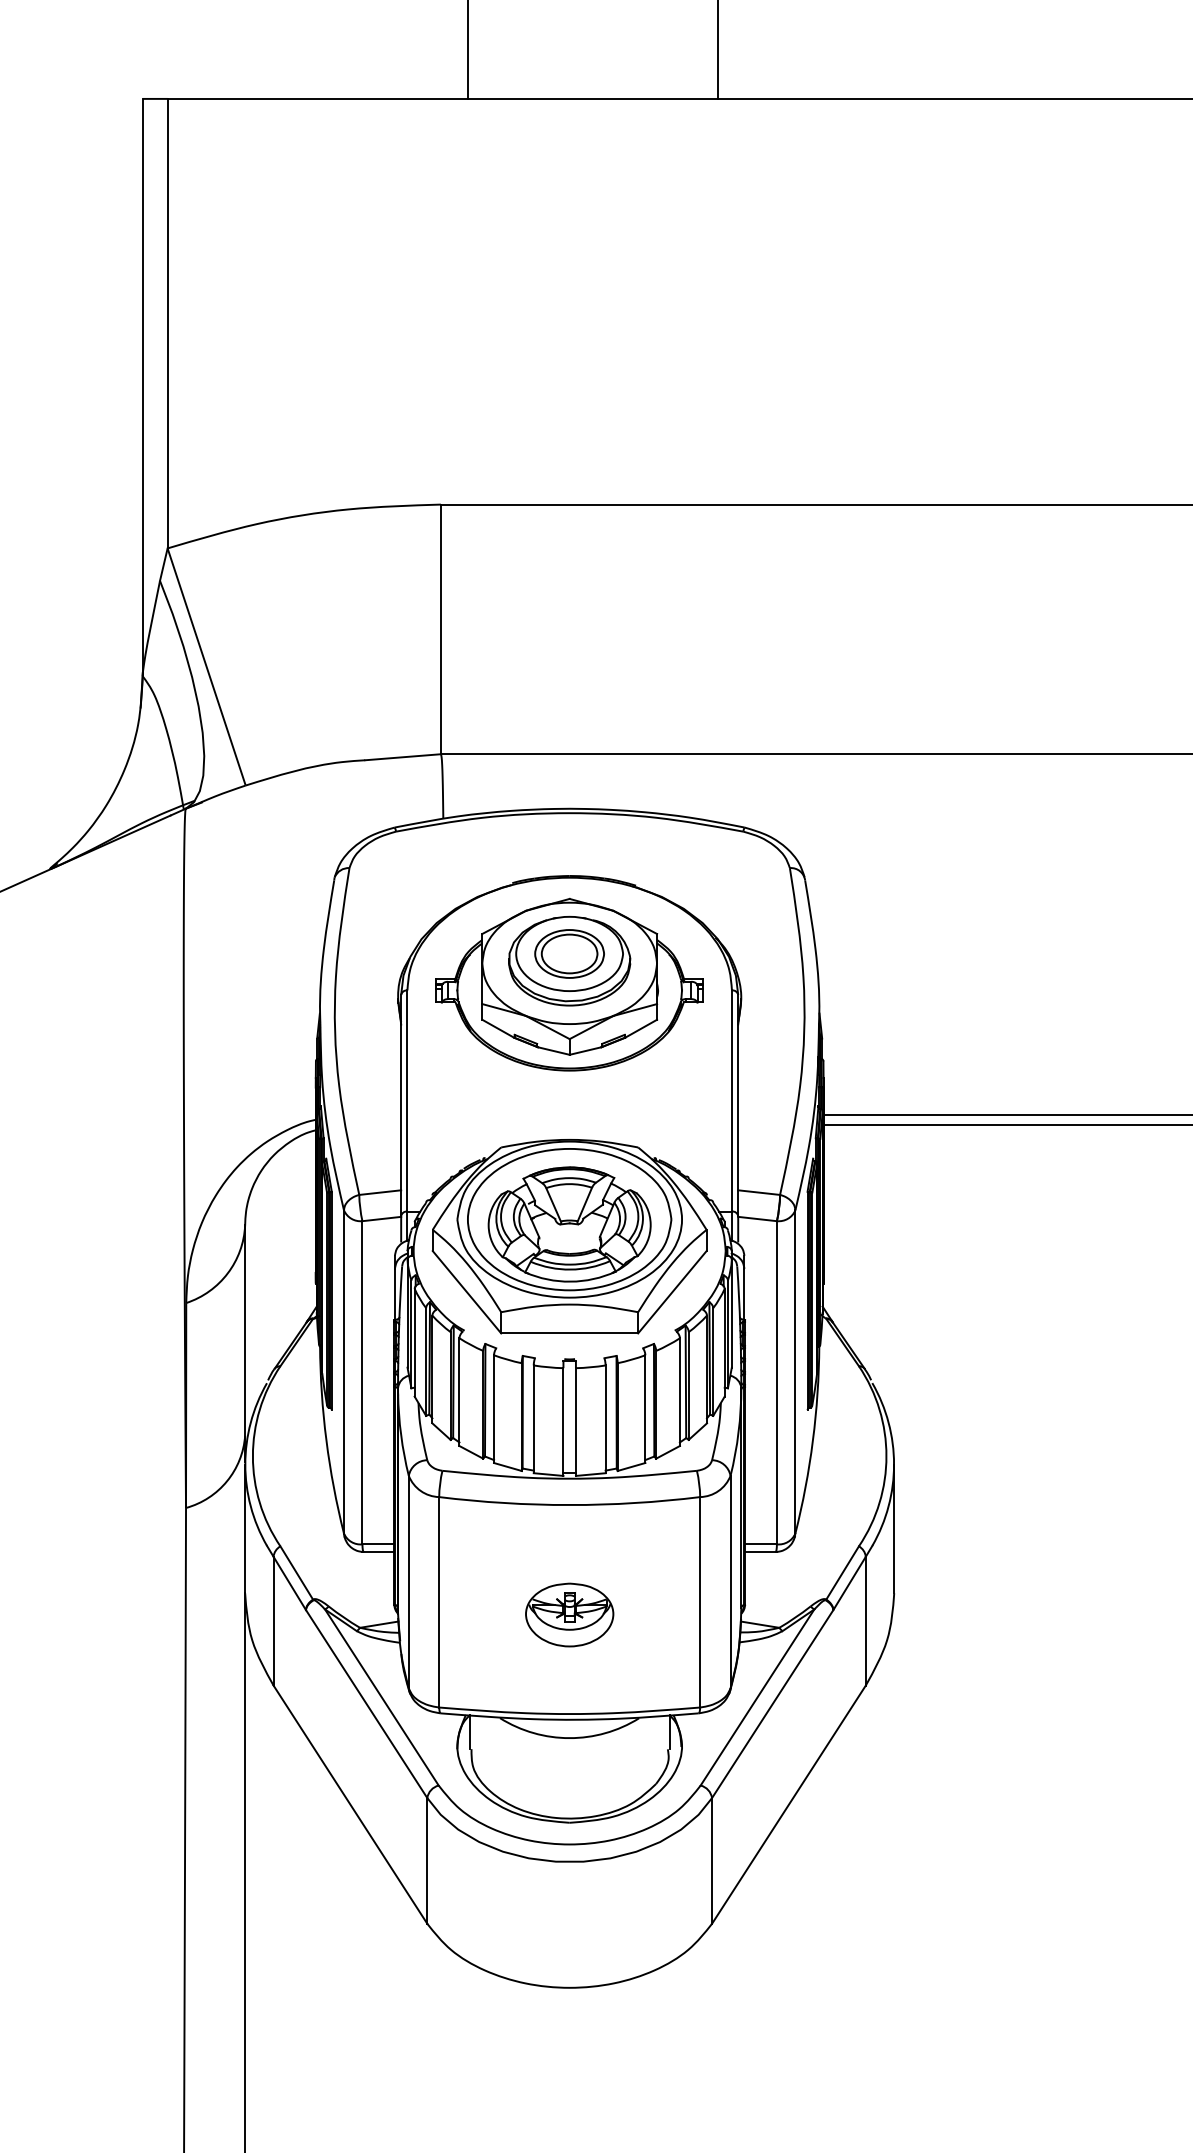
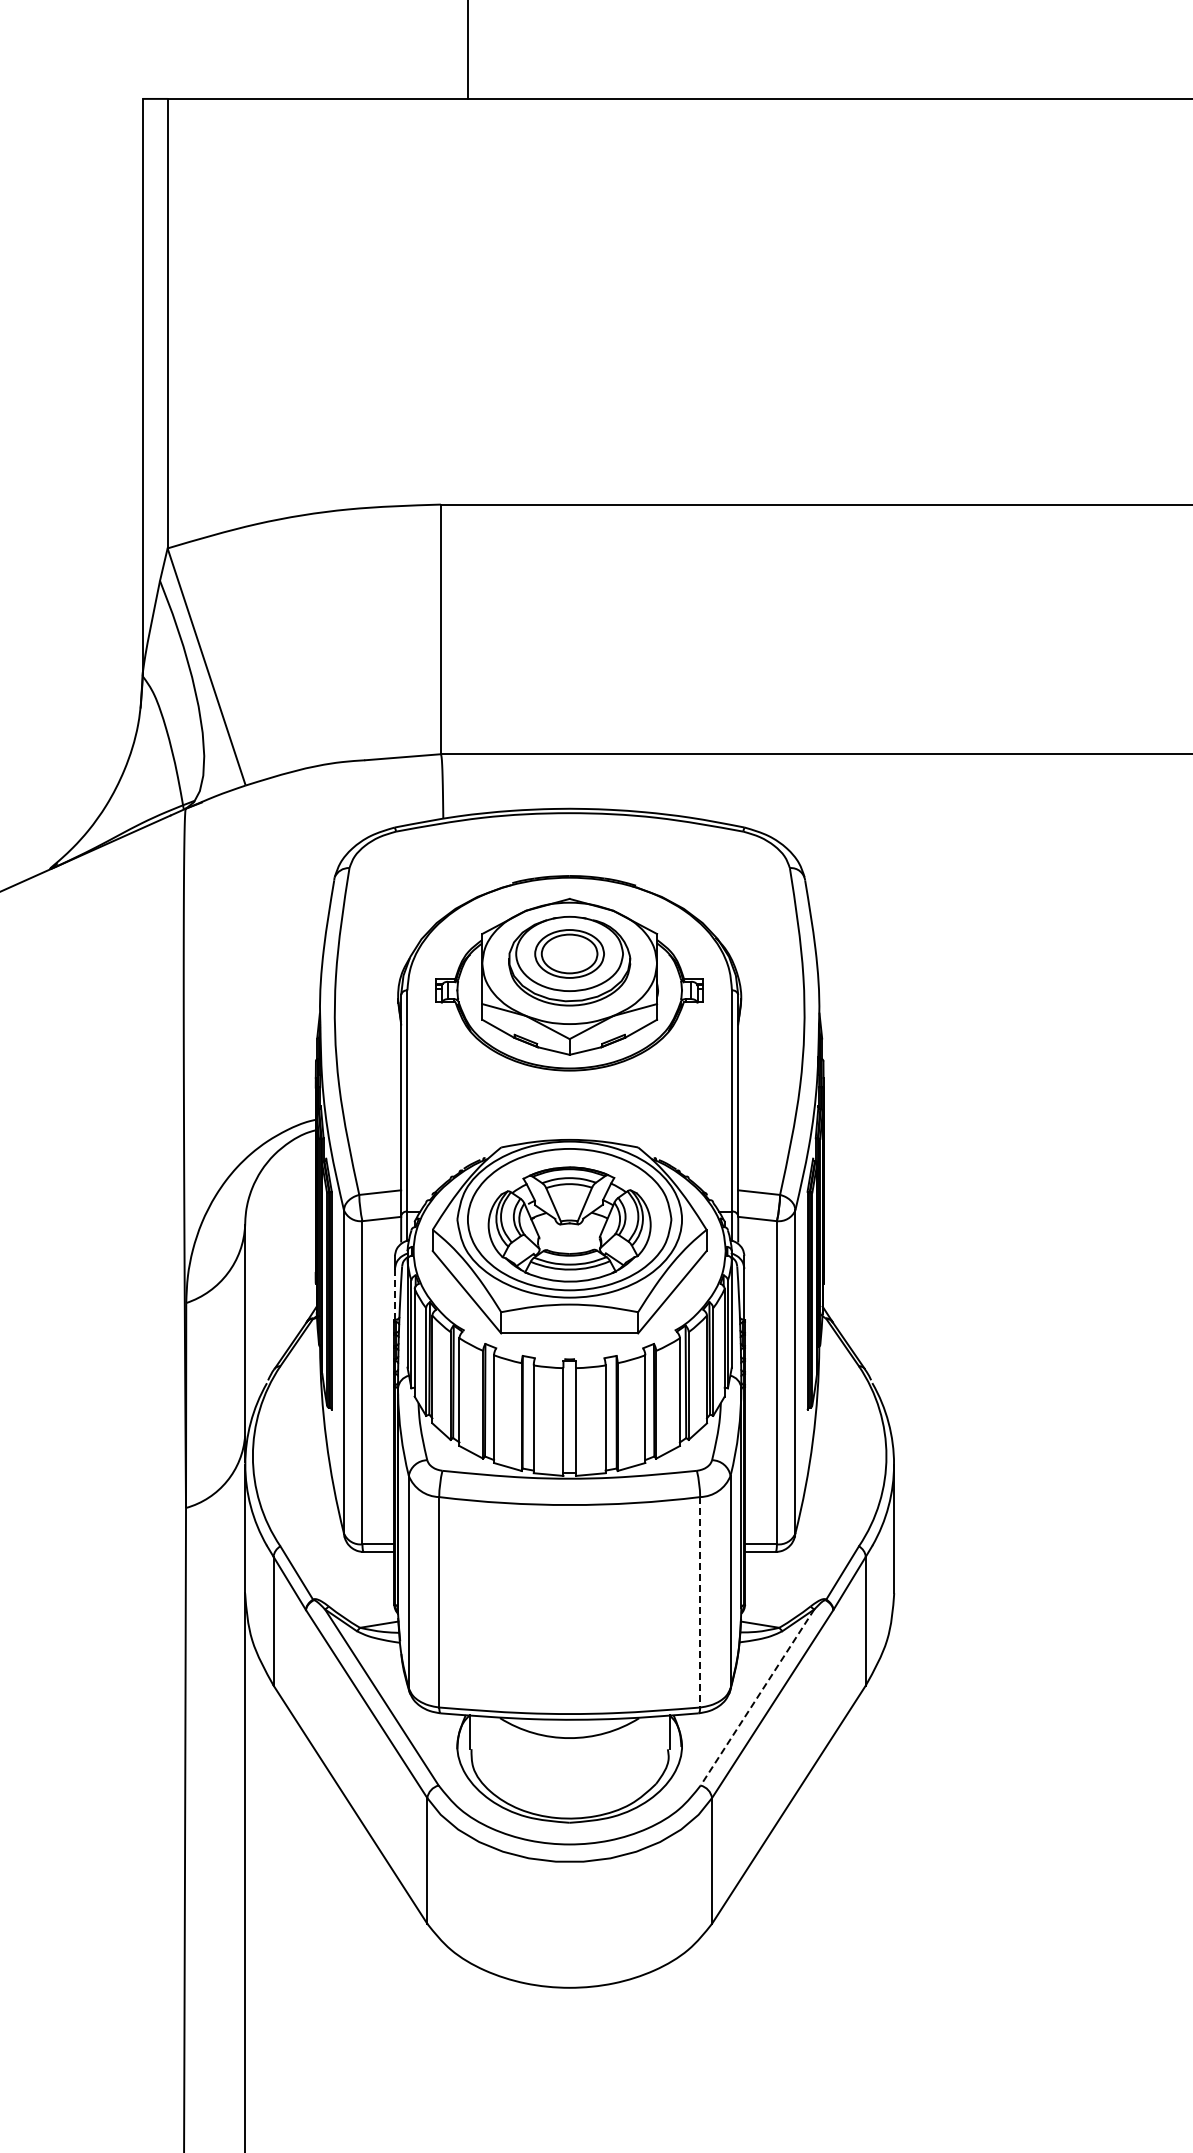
line: present -> none (718, 50)
line: present -> none (1006, 1114)
line: present -> none (1005, 1125)
line: solid -> dashed (394, 1294)
line: solid -> dashed (700, 1602)
part: present -> none (569, 1614)
line: solid -> dashed (757, 1697)
